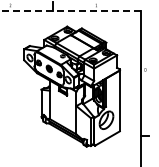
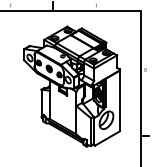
line: dashed -> solid (69, 10)
